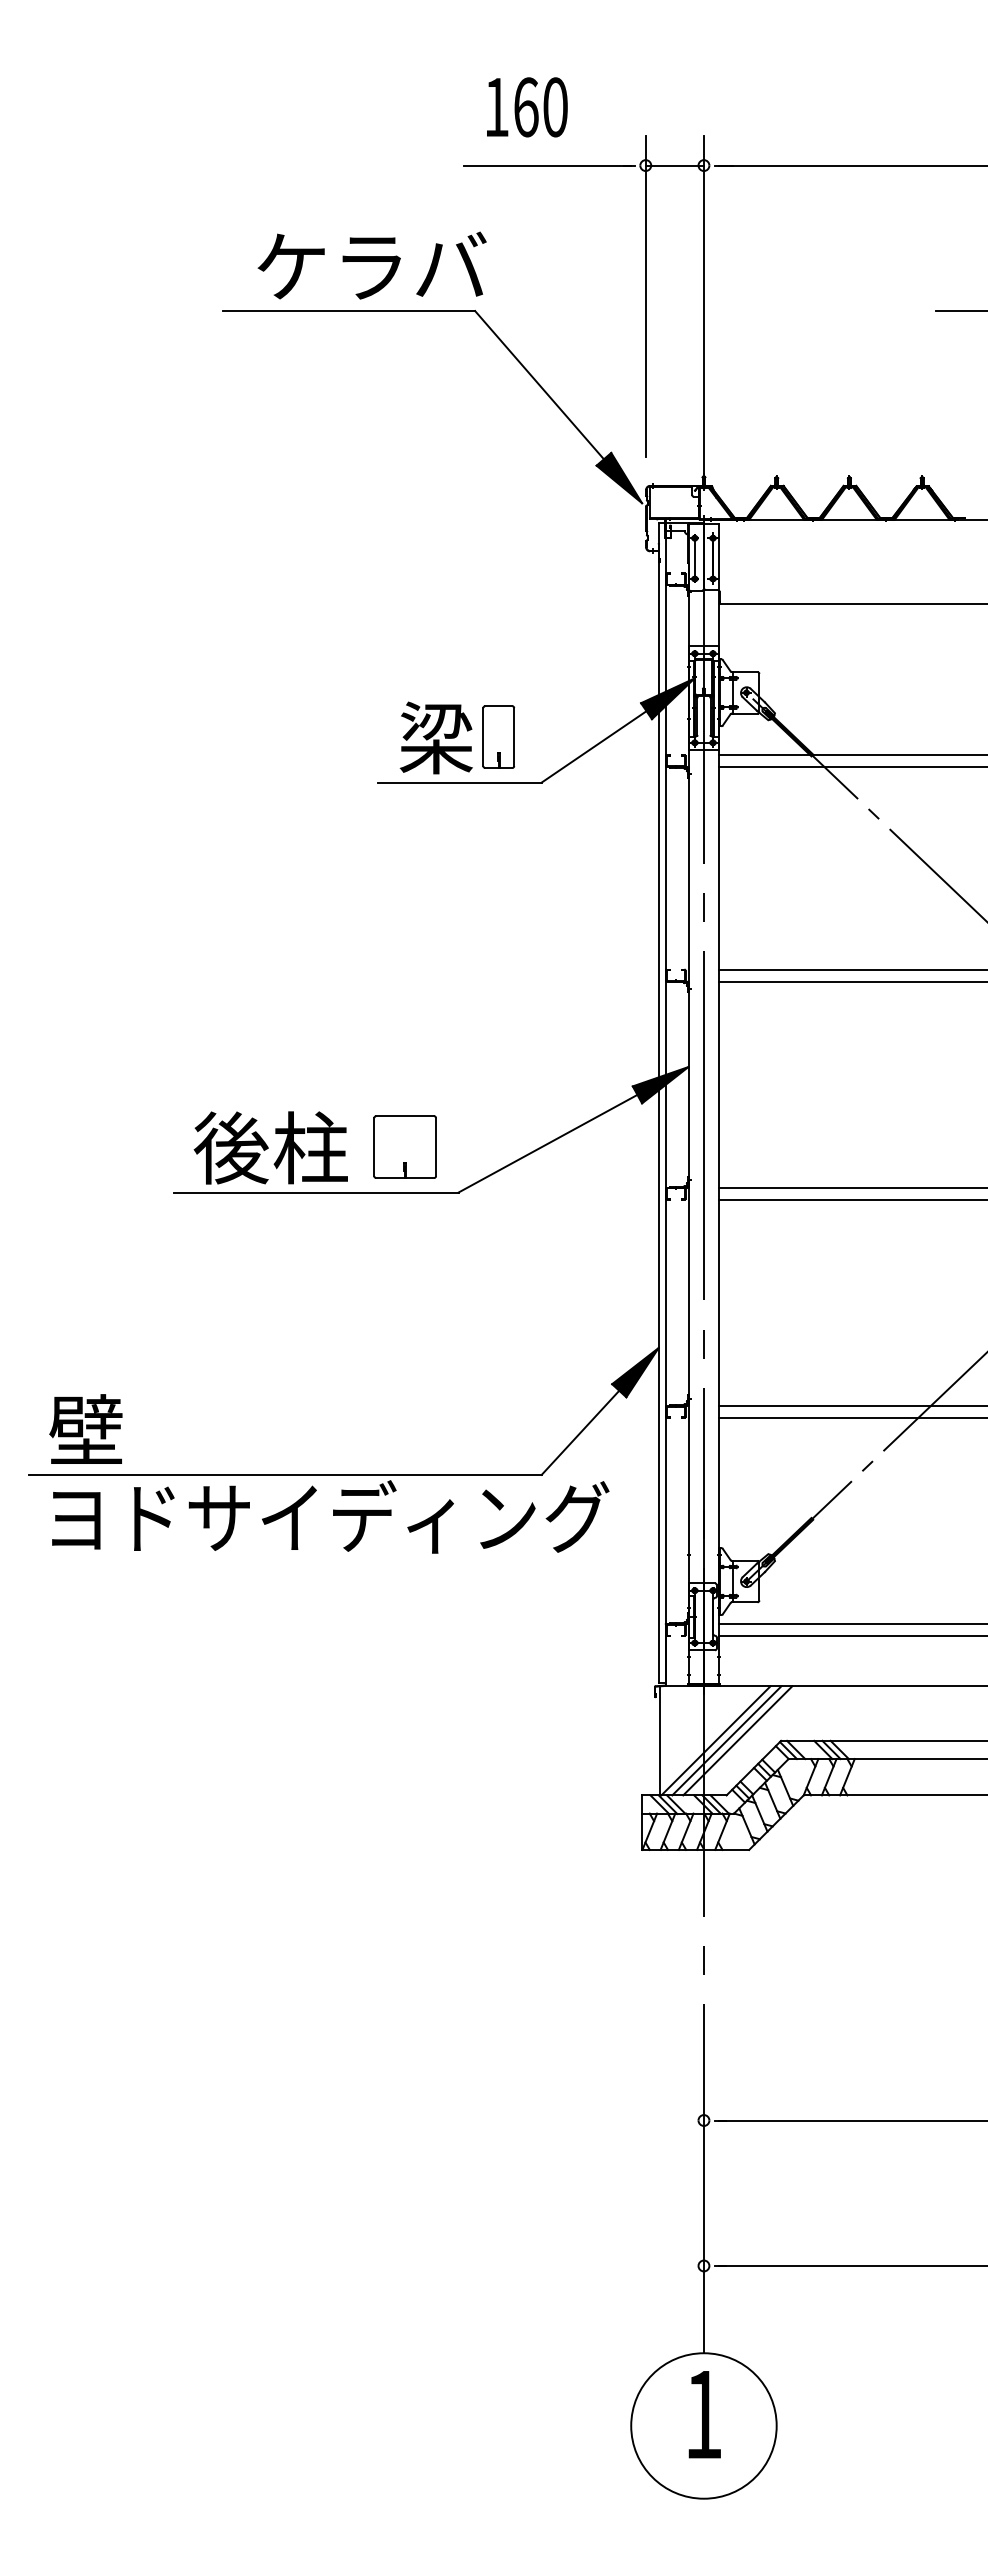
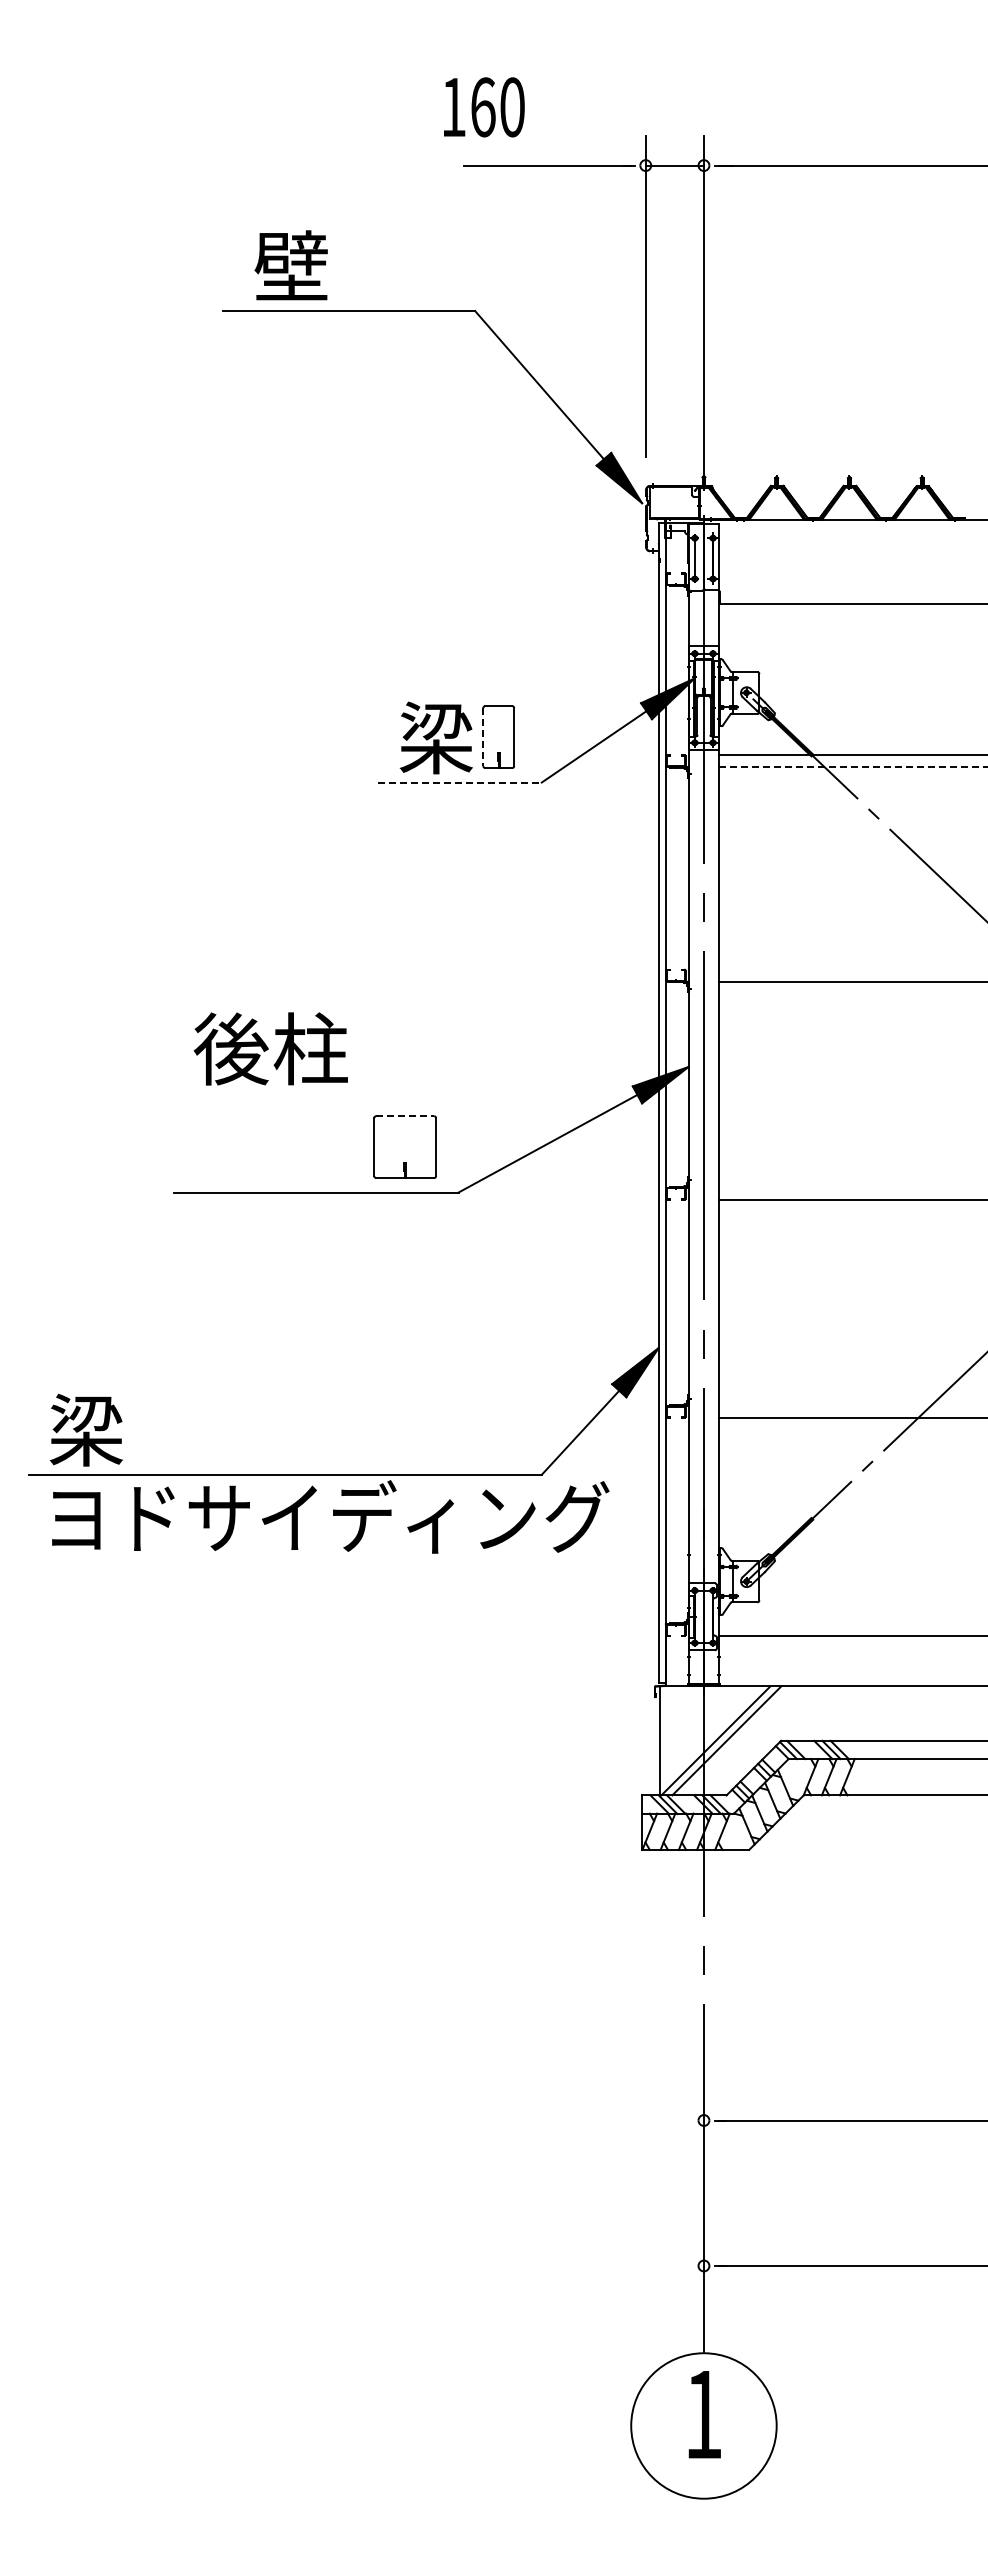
text position: (527, 107) -> (484, 107) (484, 107)
text: ケラバ -> 壁 (370, 265)
line: present -> none (959, 311)
line: solid -> dashed (483, 737)
line: solid -> dashed (853, 766)
line: solid -> dashed (460, 782)
line: present -> none (851, 969)
line: solid -> dashed (405, 1116)
text position: (270, 1147) -> (270, 1048) (270, 1048)
line: present -> none (851, 1187)
line: present -> none (851, 1405)
text: 壁 -> 梁 (85, 1430)
line: present -> none (851, 1624)
line: present -> none (737, 1740)
